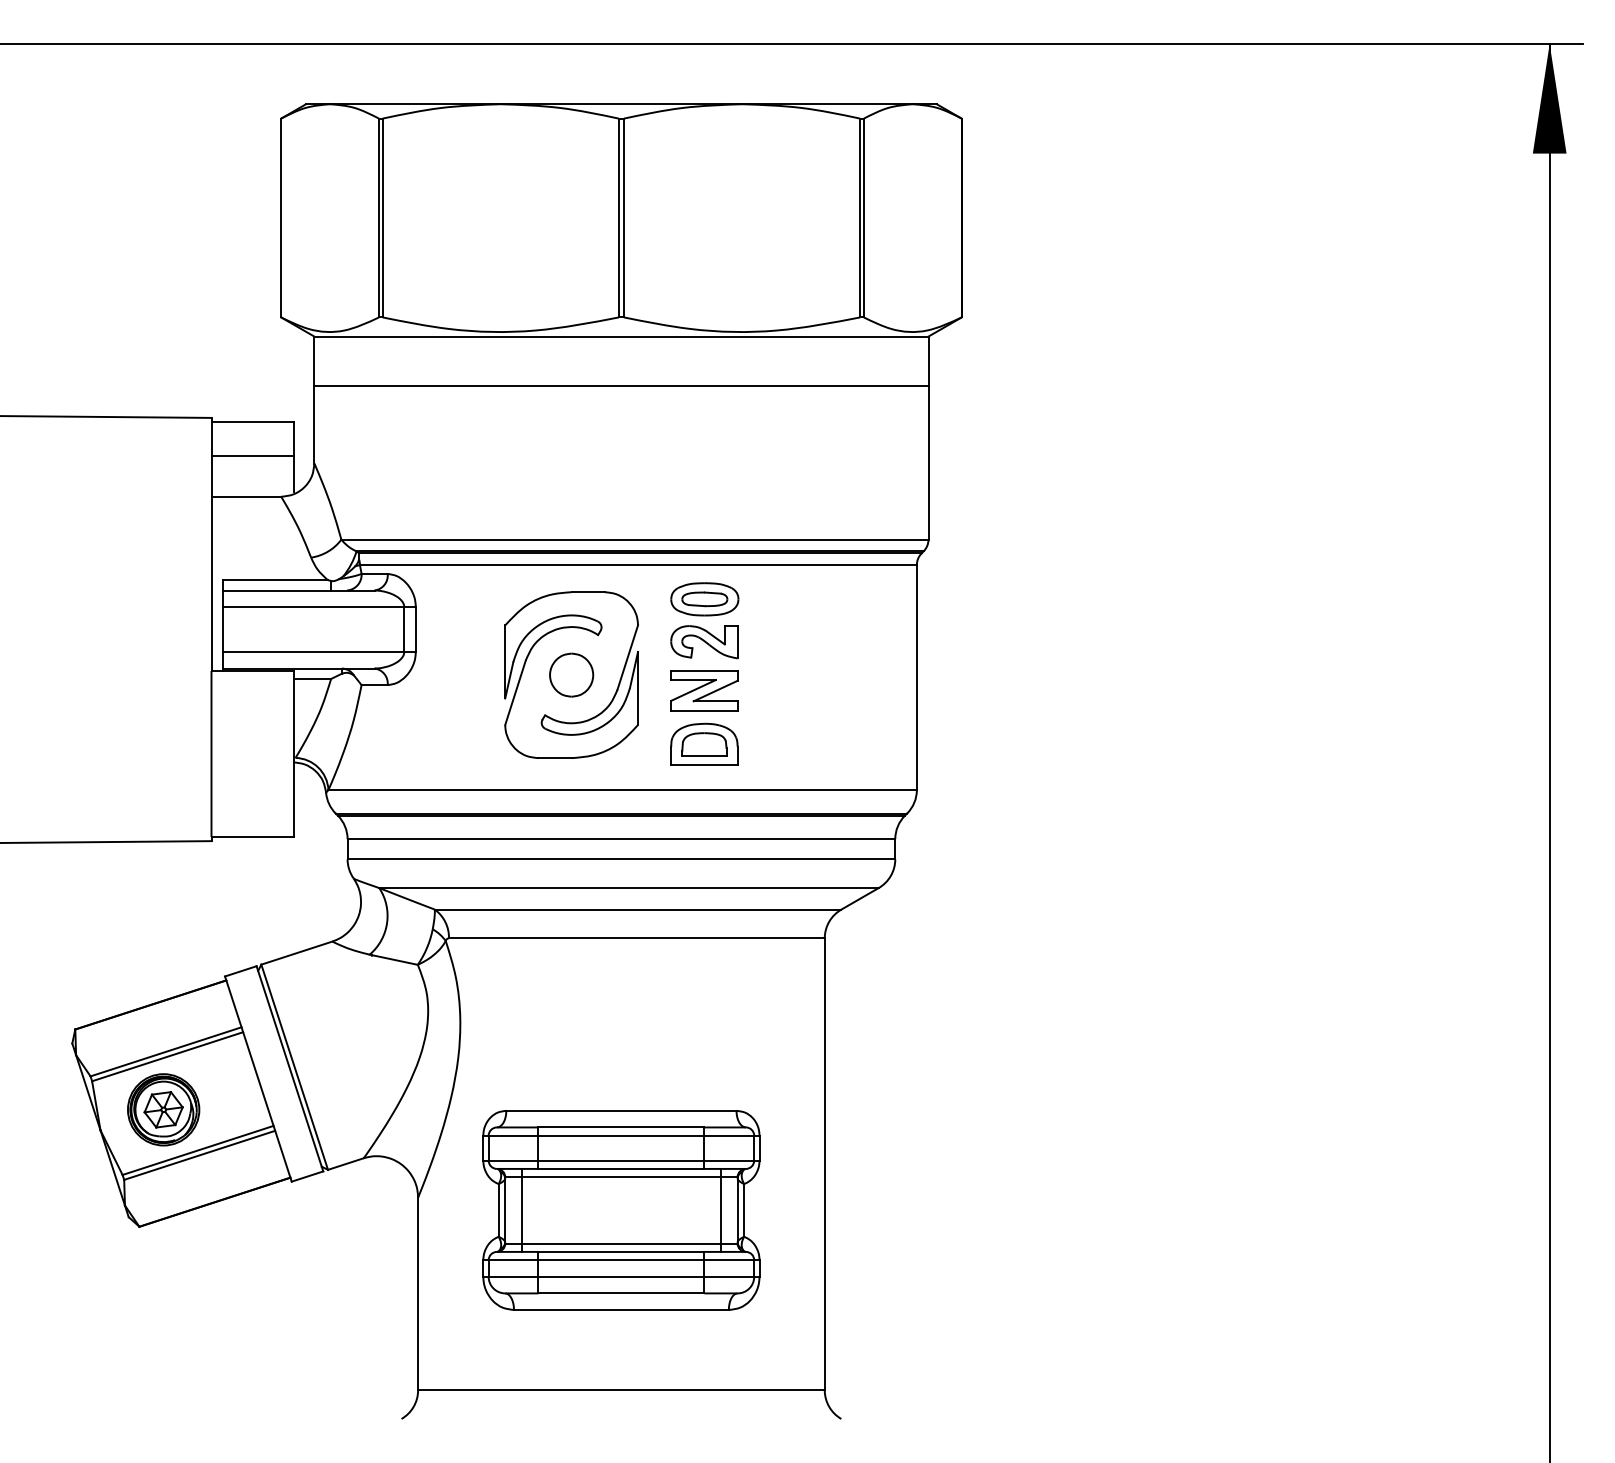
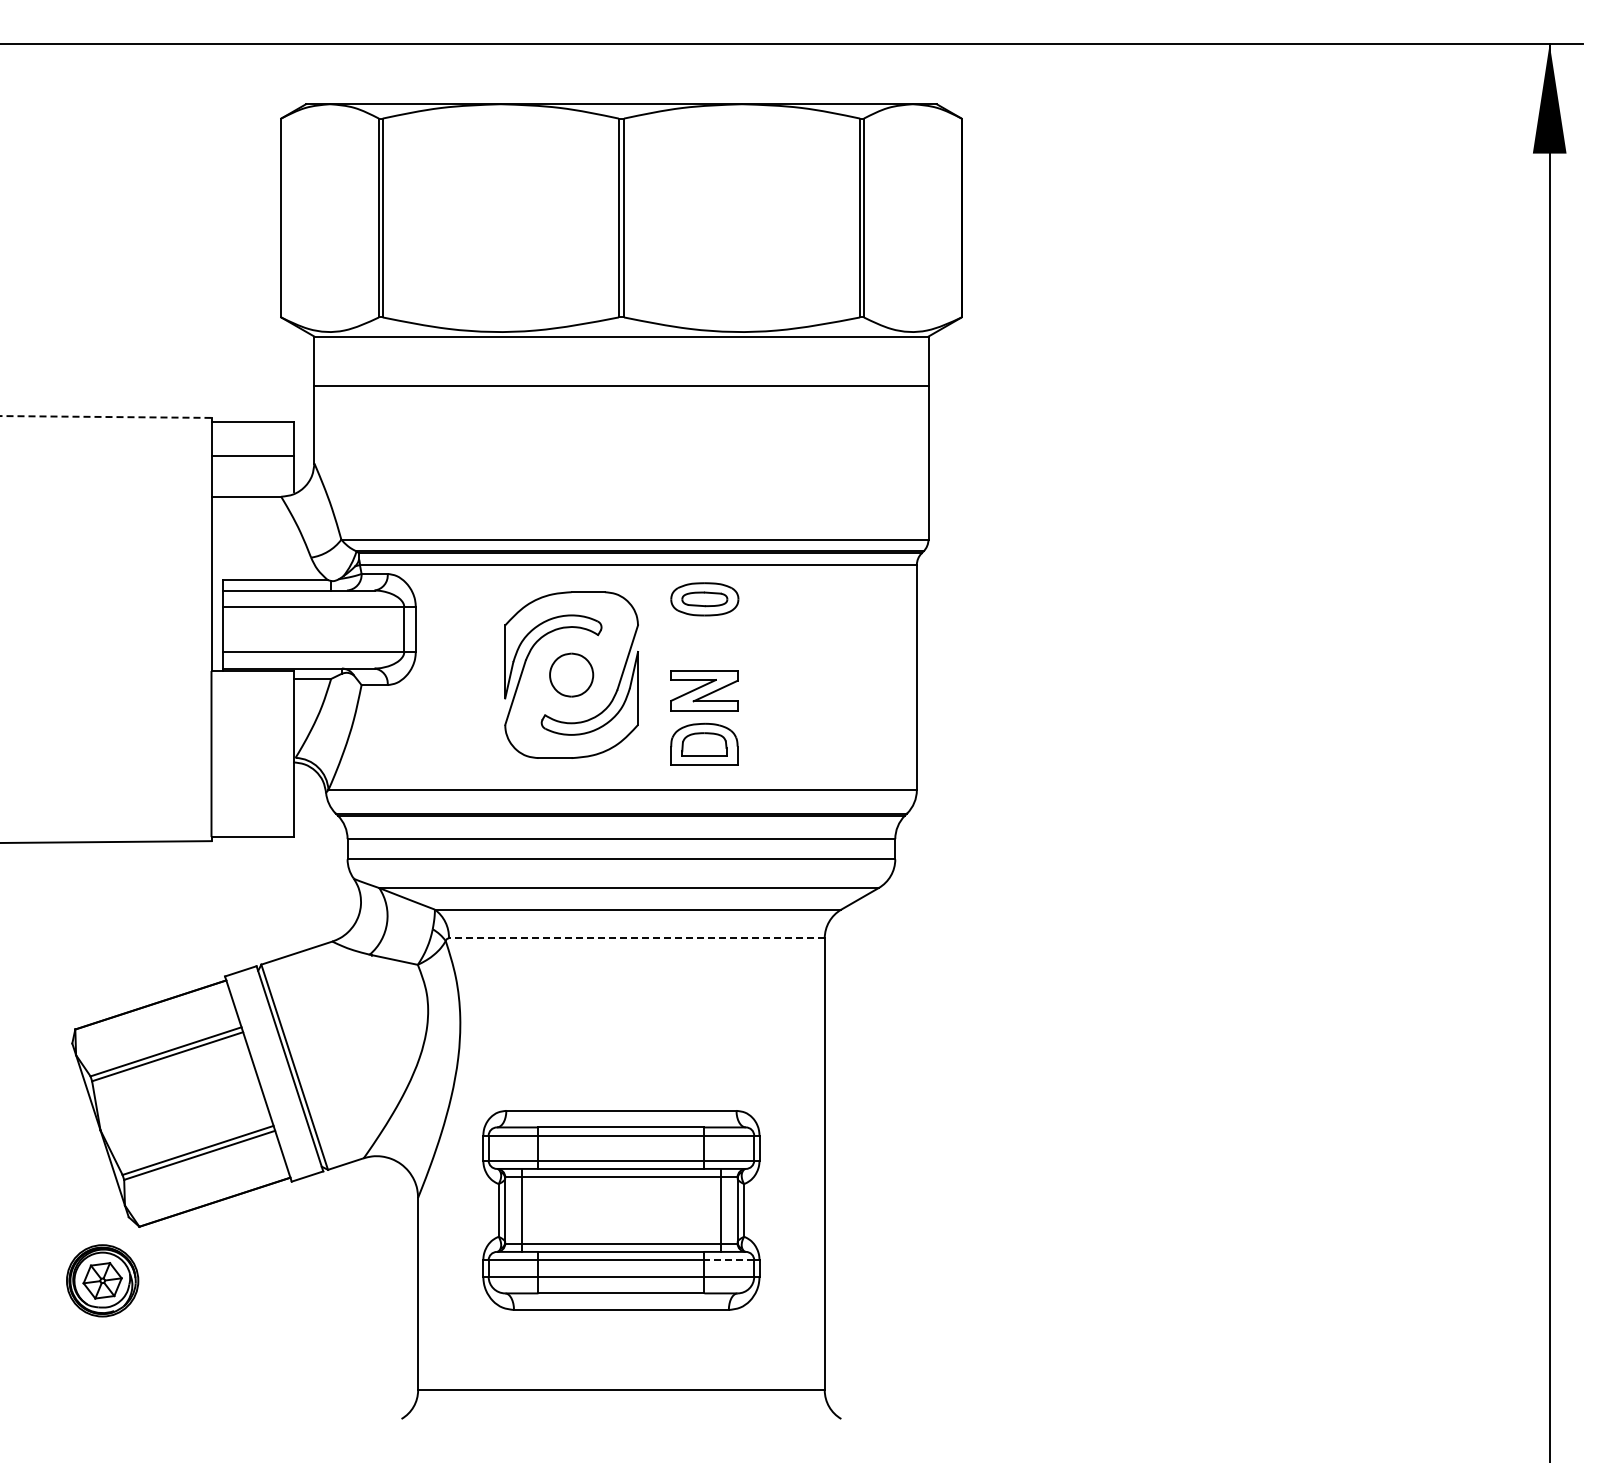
line: solid -> dashed (105, 416)
part: present -> none (704, 642)
line: solid -> dashed (636, 938)
part position: (163, 1109) -> (102, 1280) (102, 1280)
line: solid -> dashed (729, 1260)
